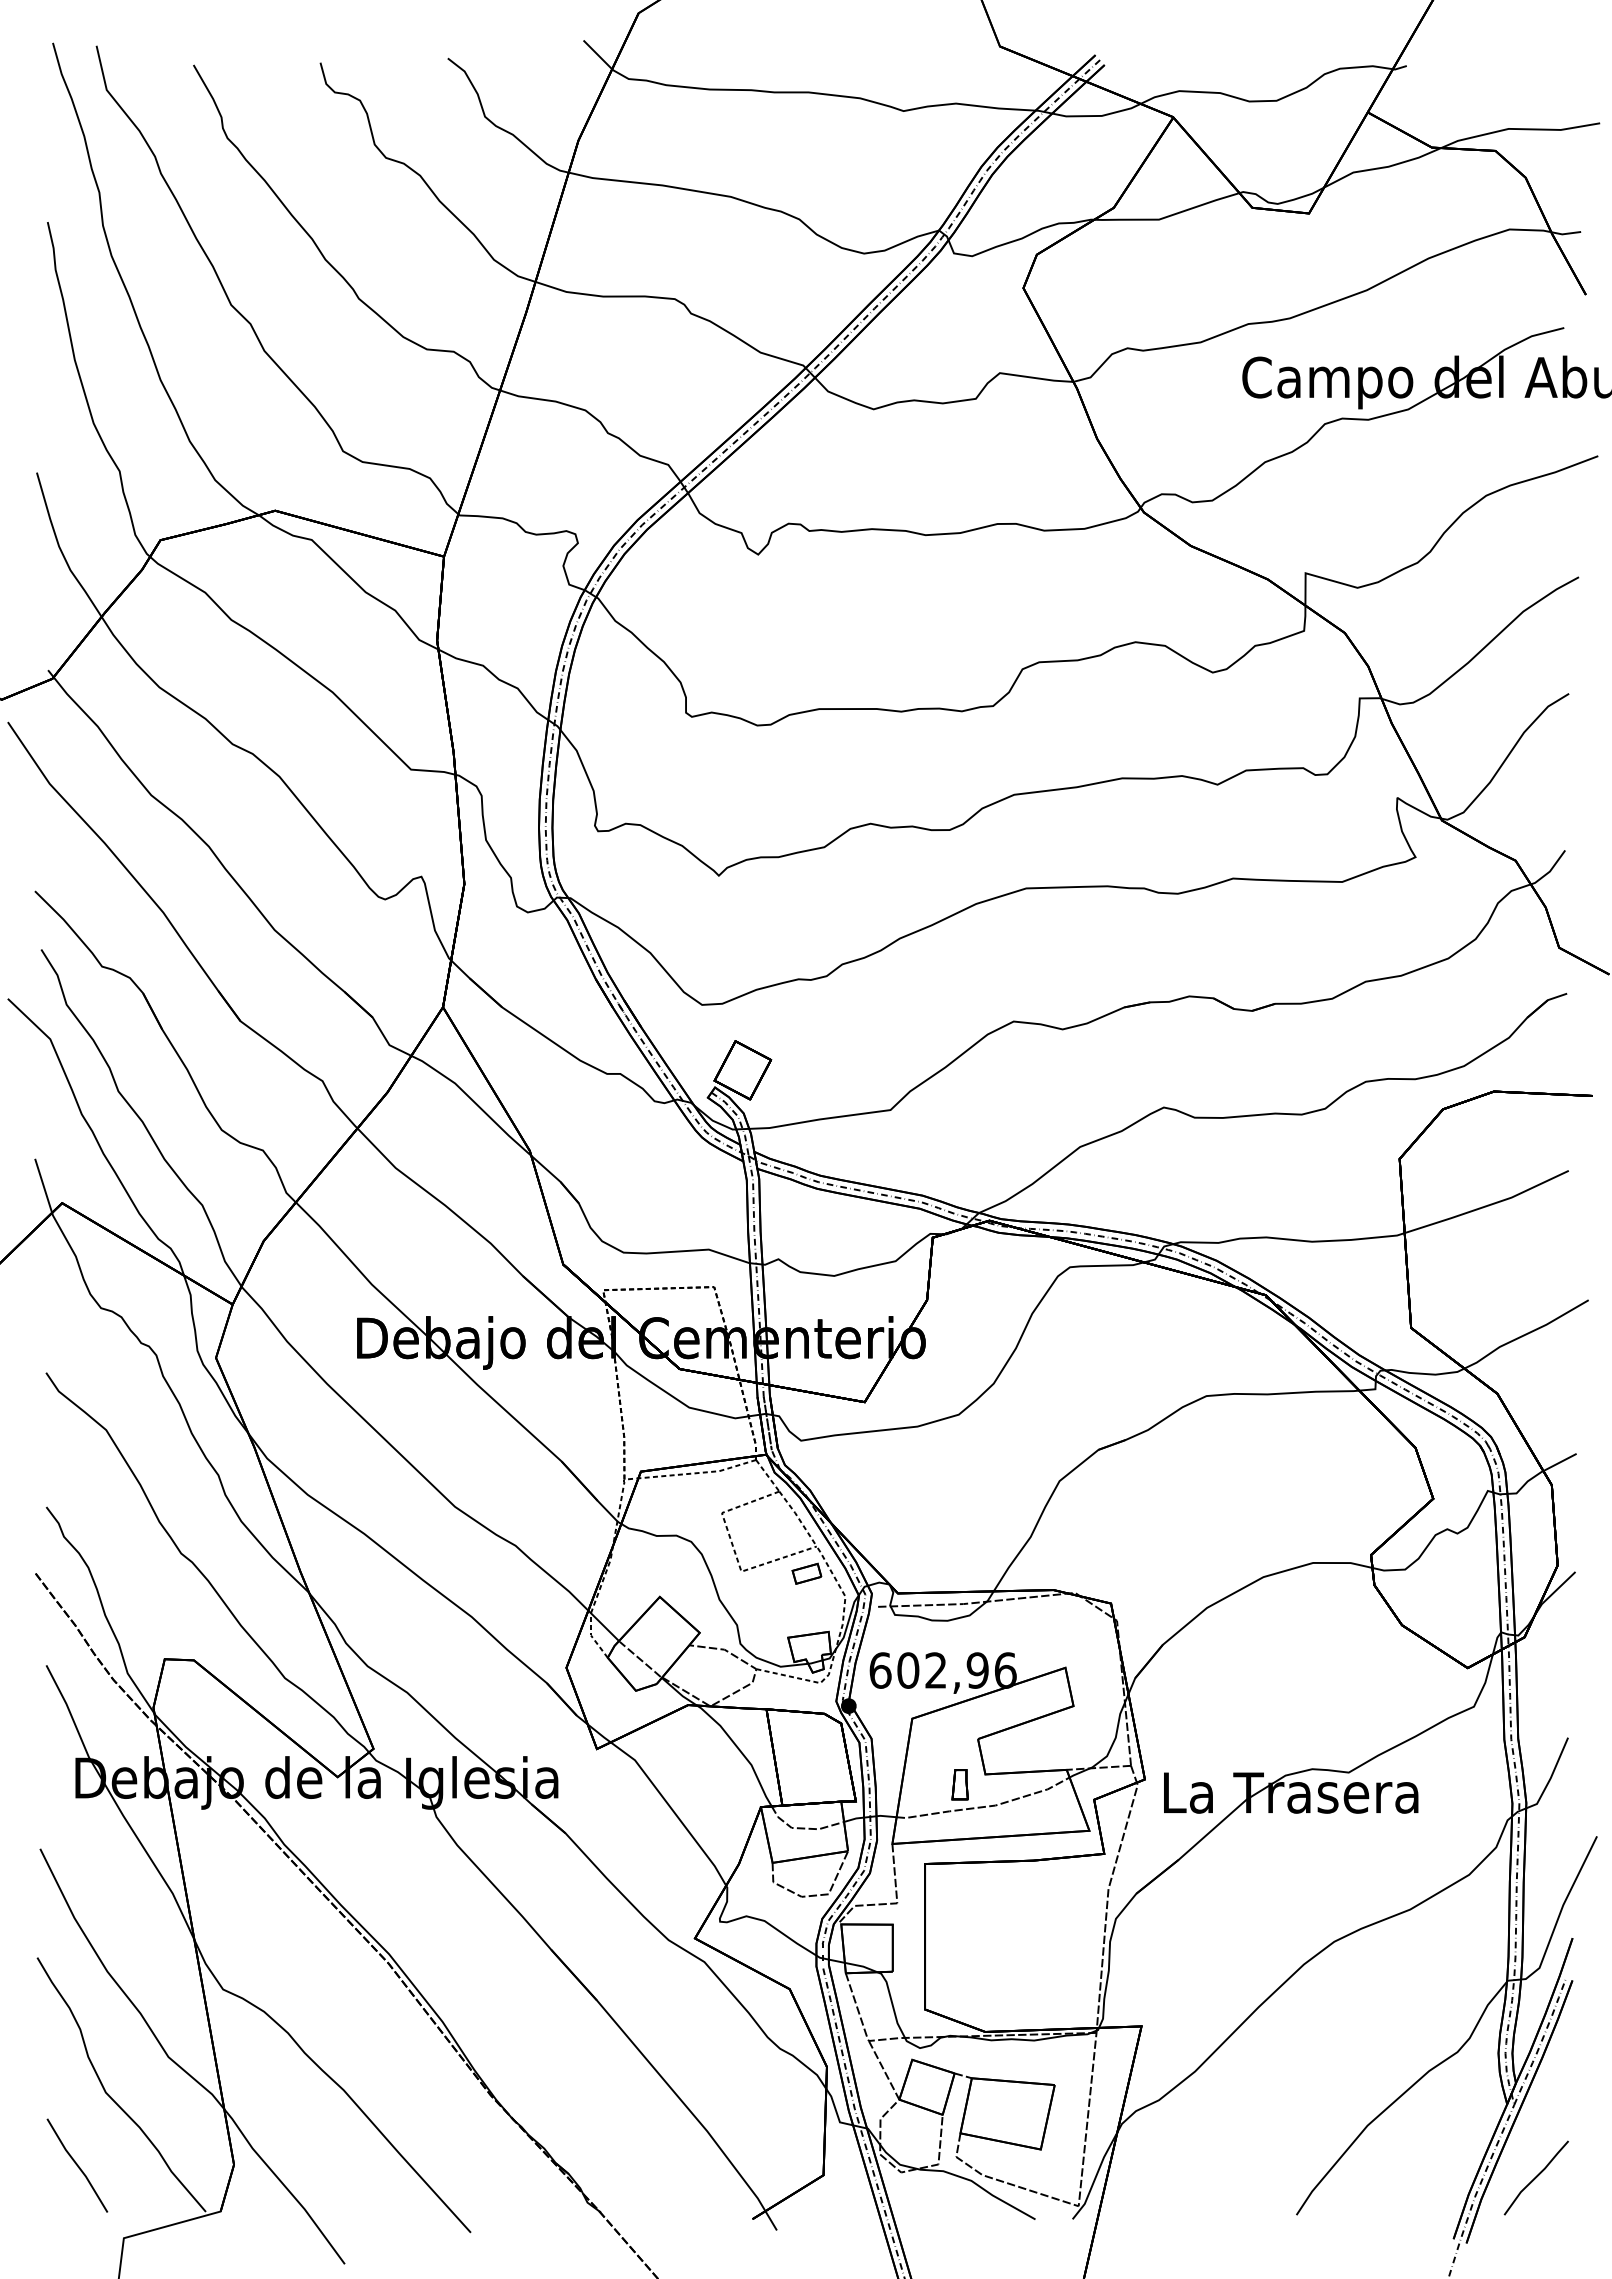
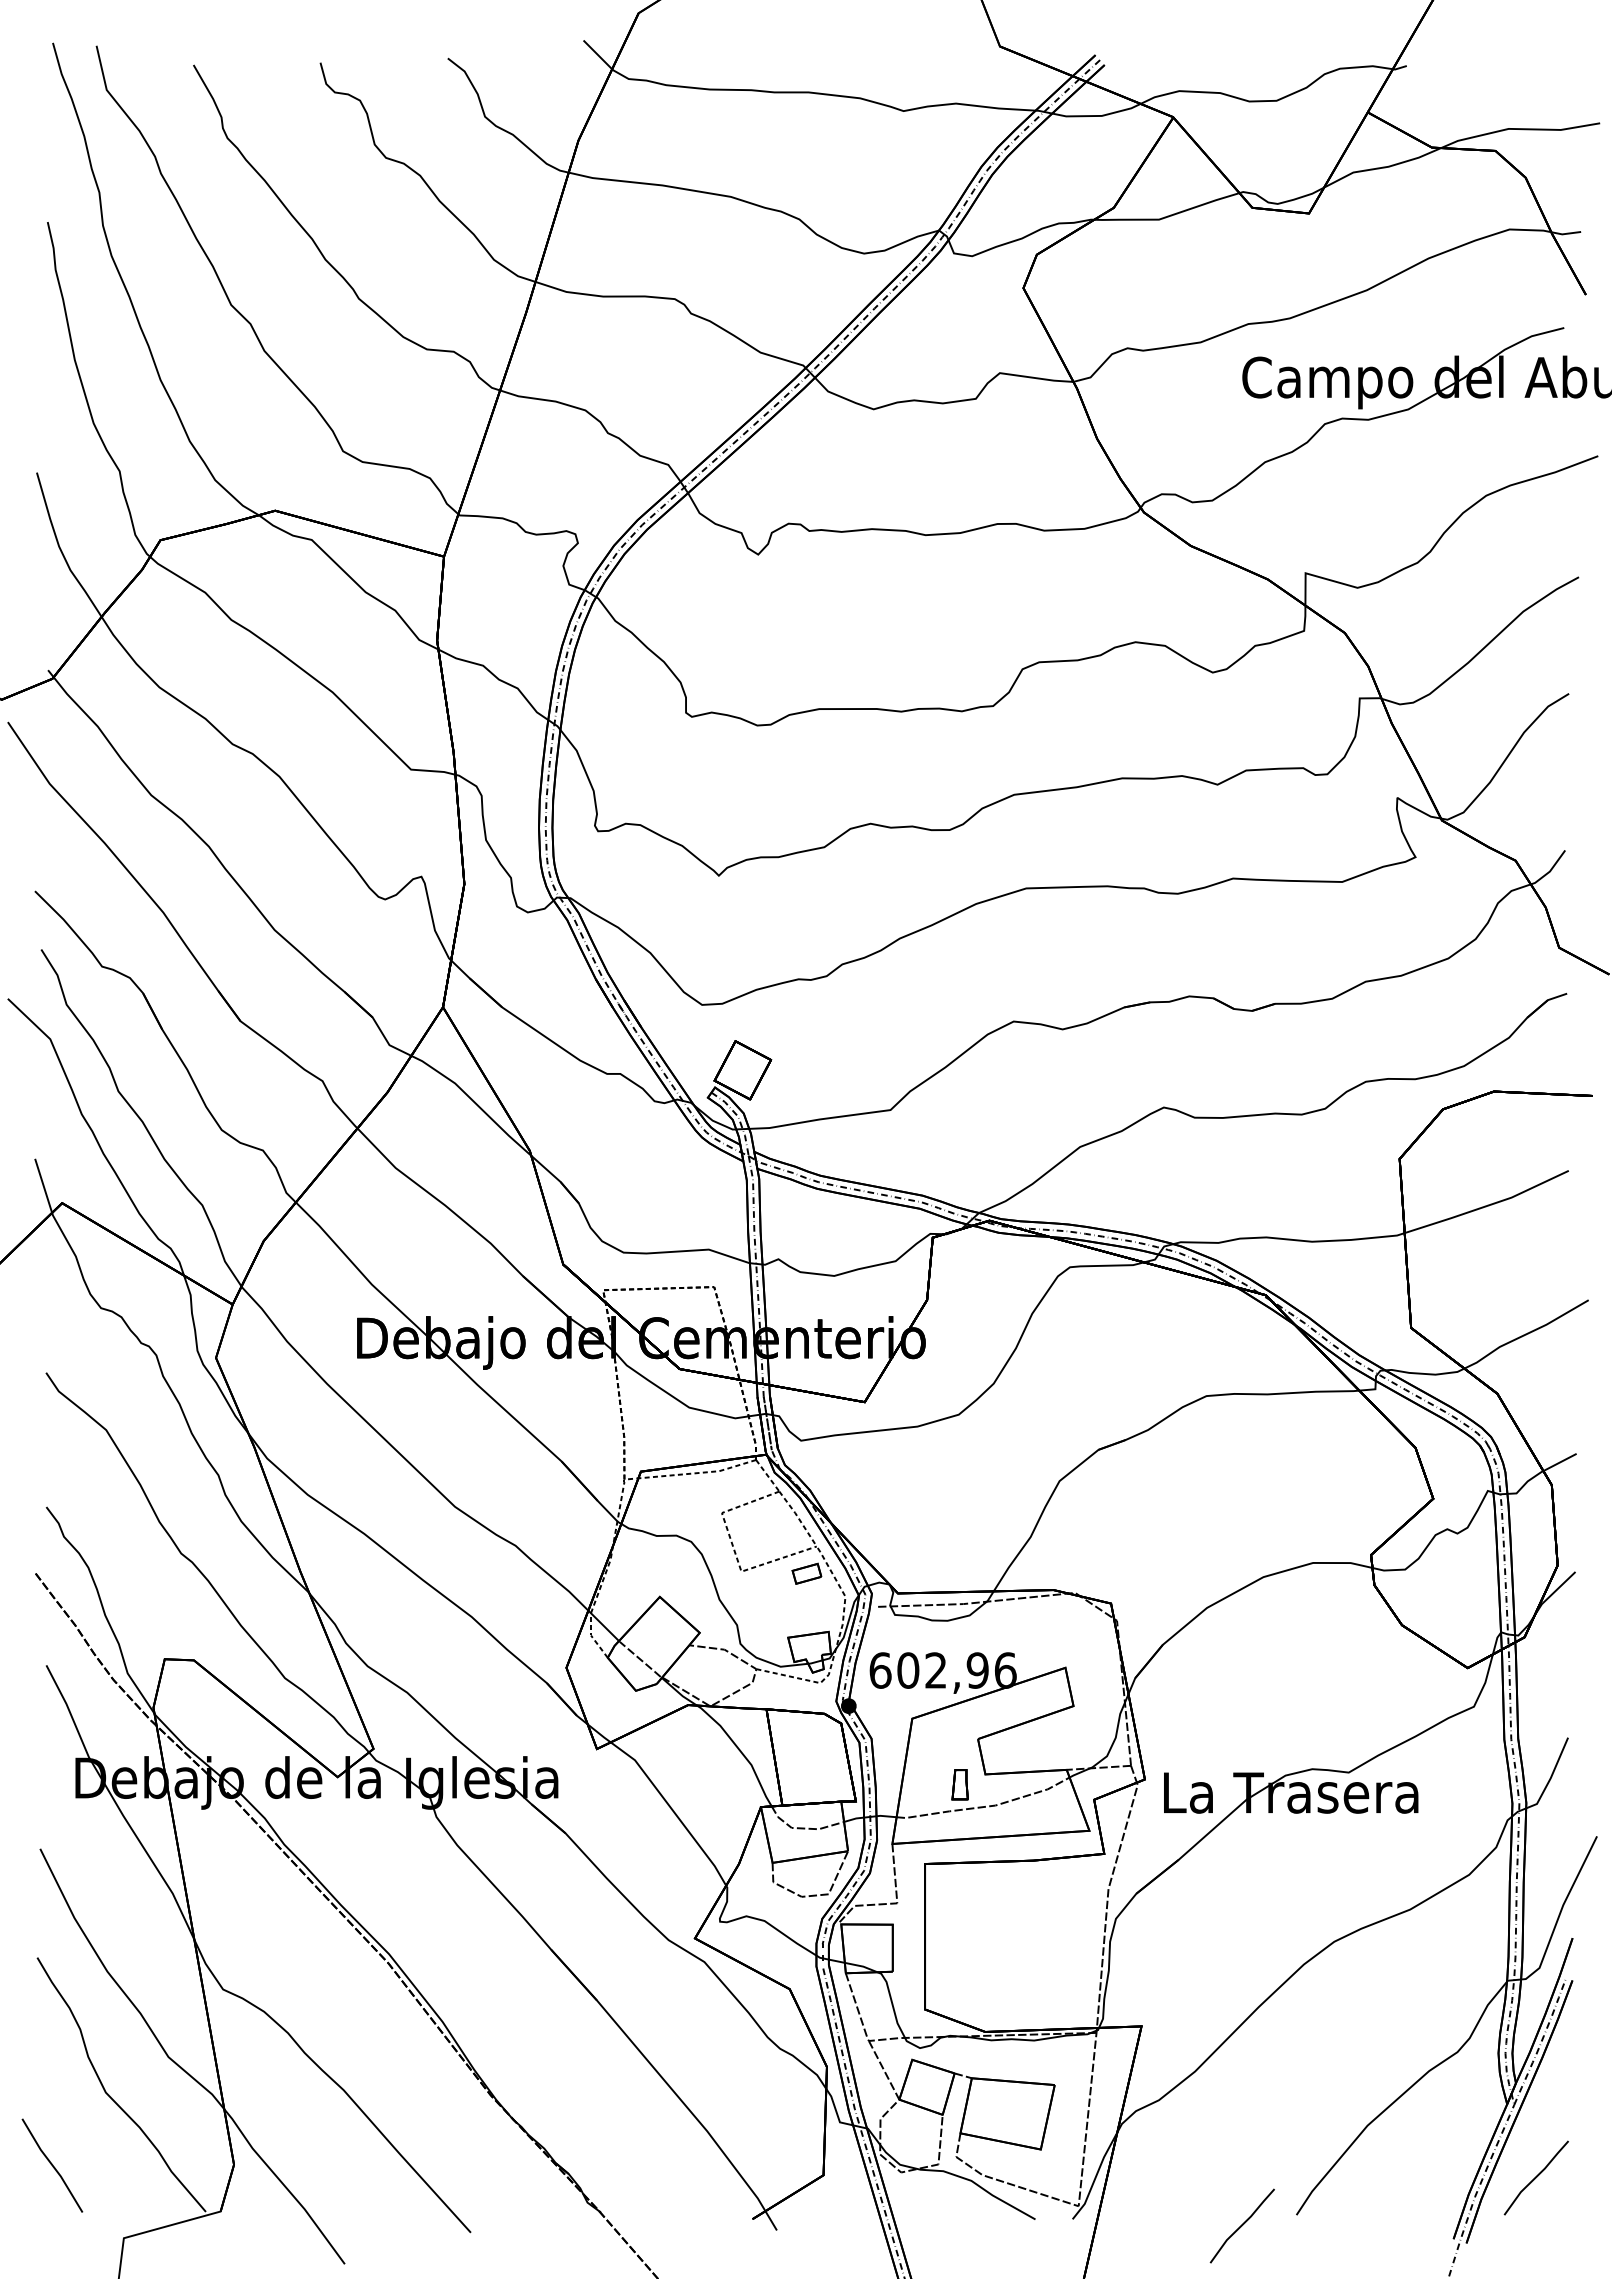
line position: (77, 2165) -> (52, 2165) (52, 2165)
line: none -> present (1241, 2225)
